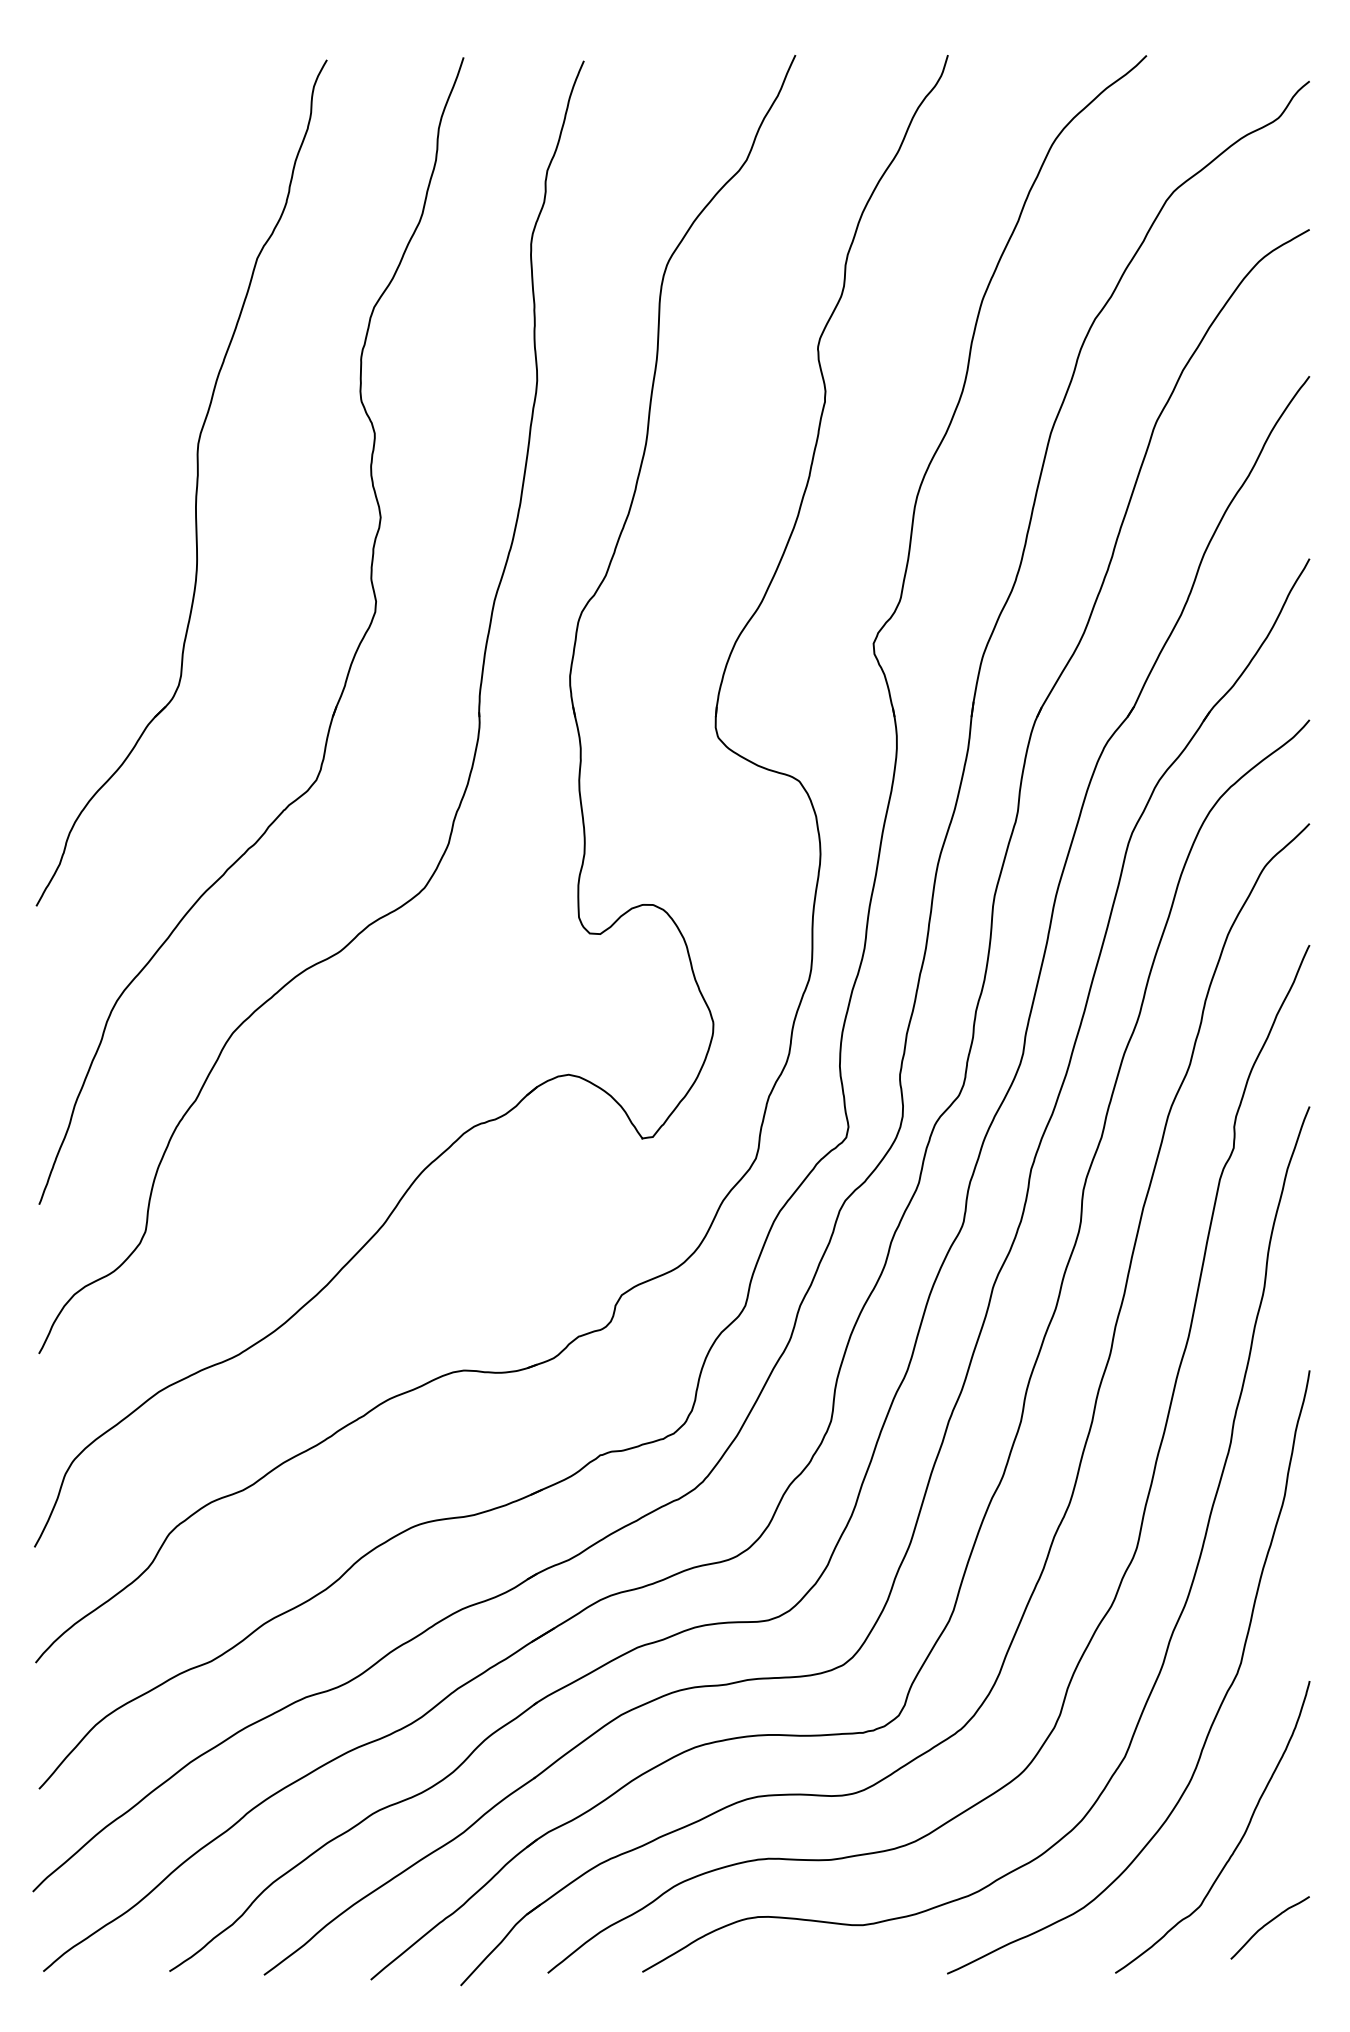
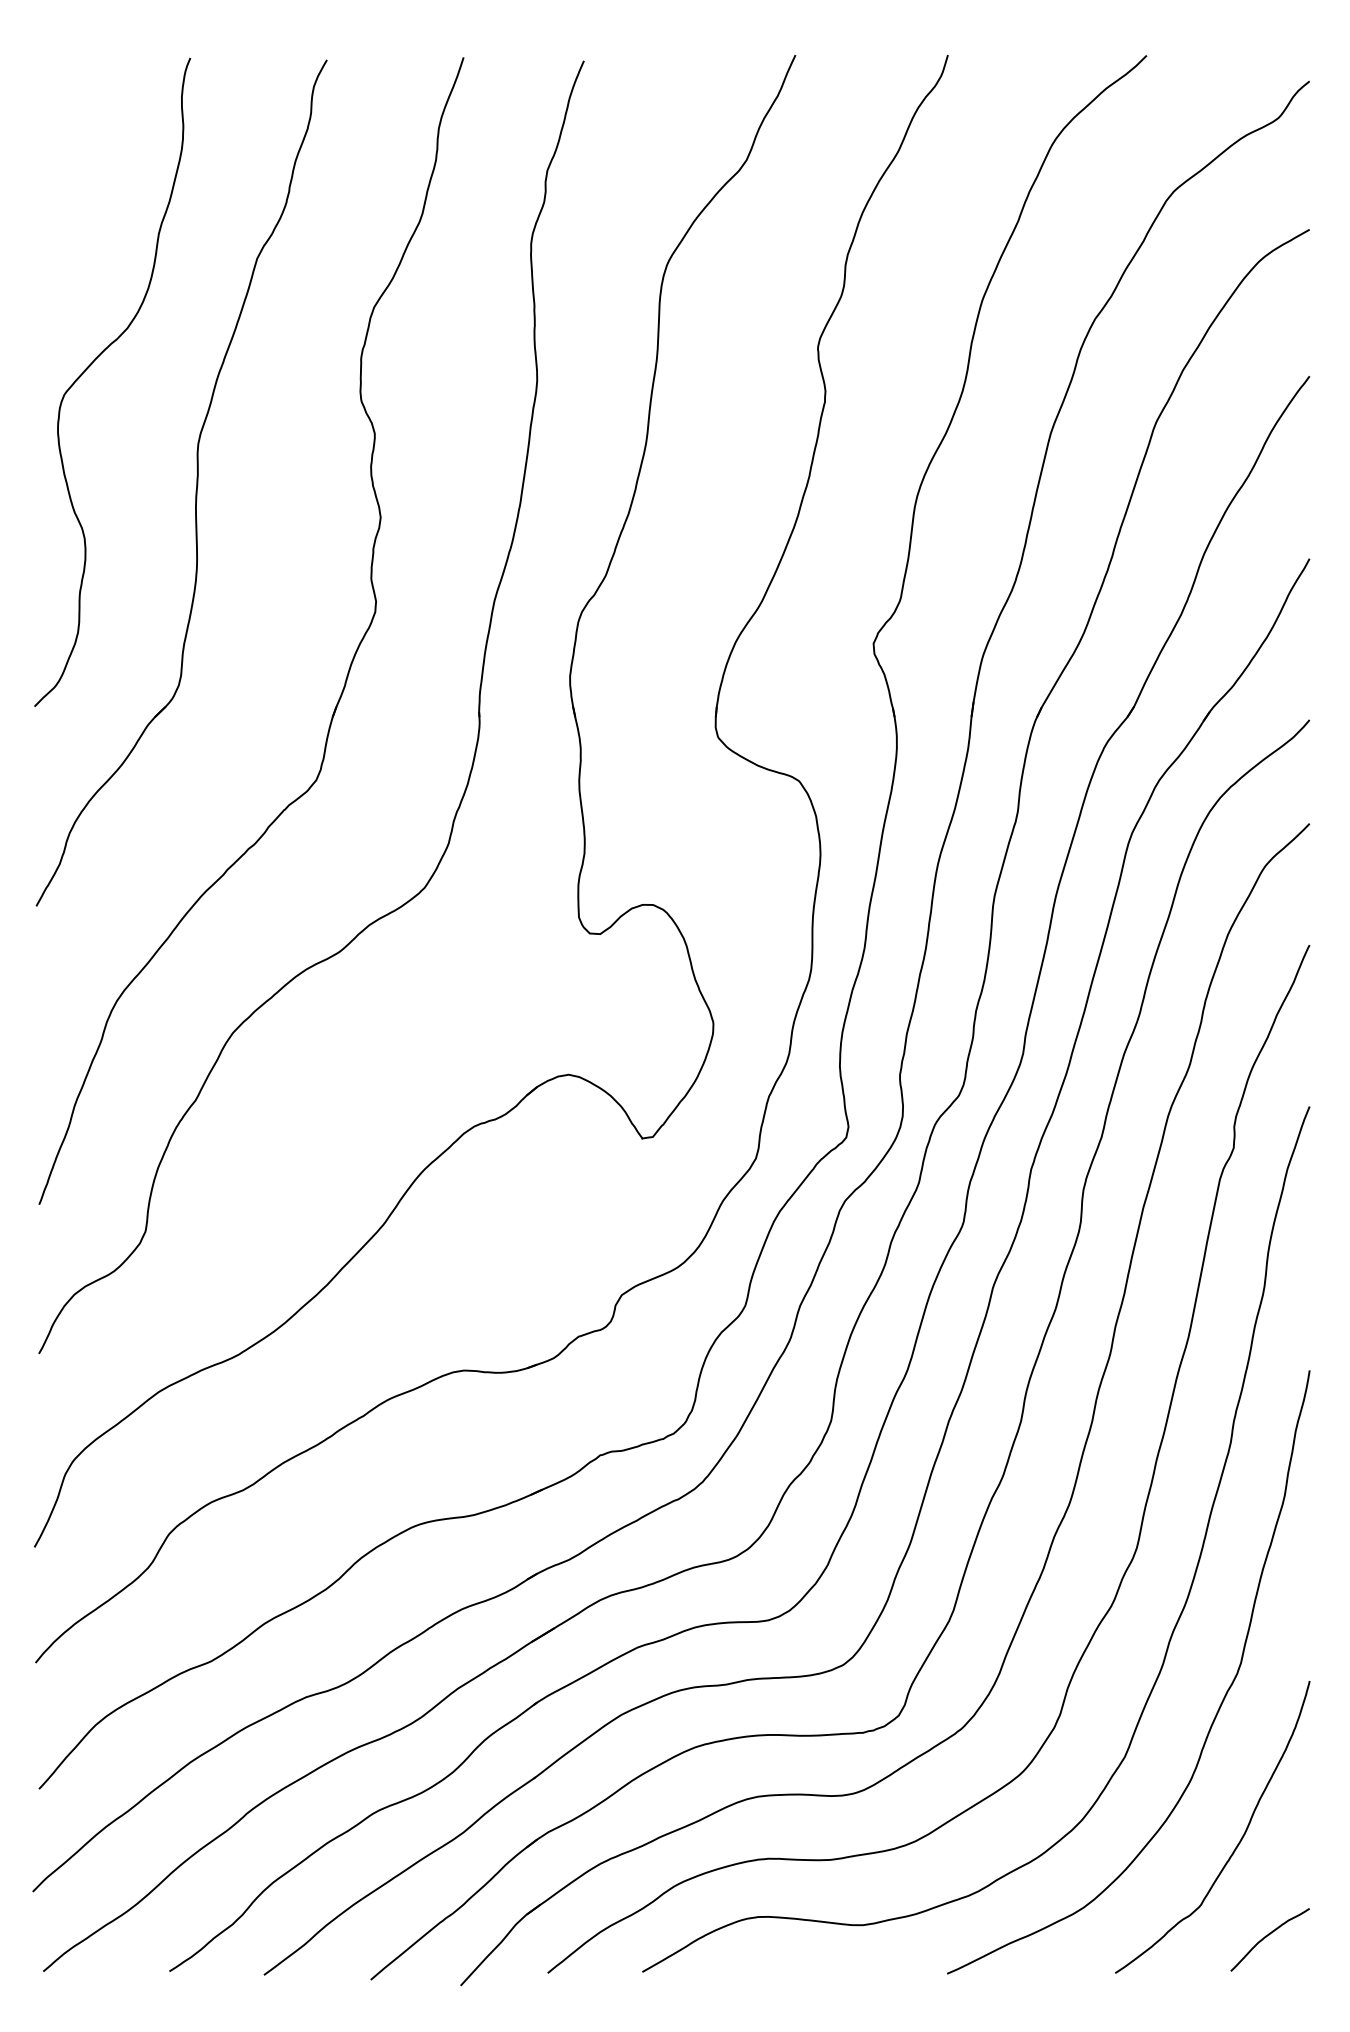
curve: none -> present (92, 364)
curve position: (1267, 1924) -> (1267, 1936) (1267, 1936)
